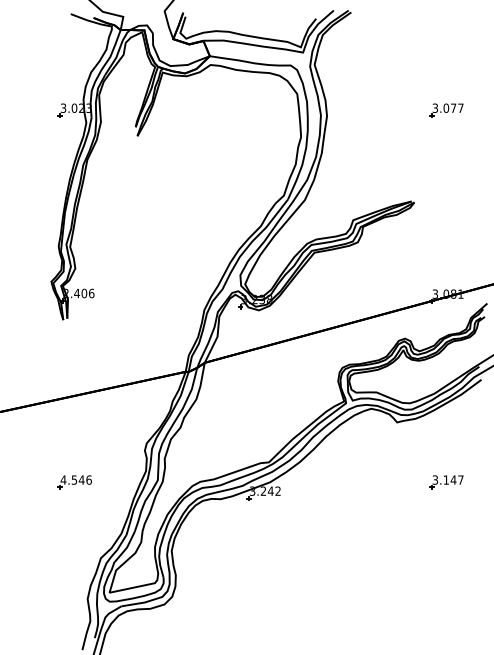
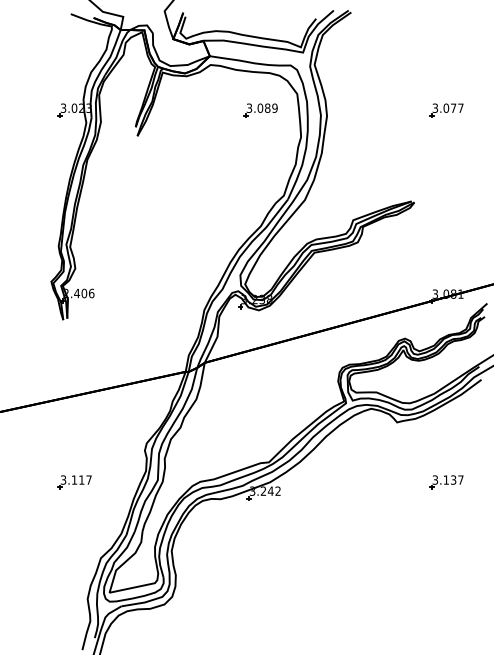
part: none -> present (260, 110)
text: 4.546 -> 3.117 (75, 479)
text: 3.147 -> 3.137 (453, 479)
